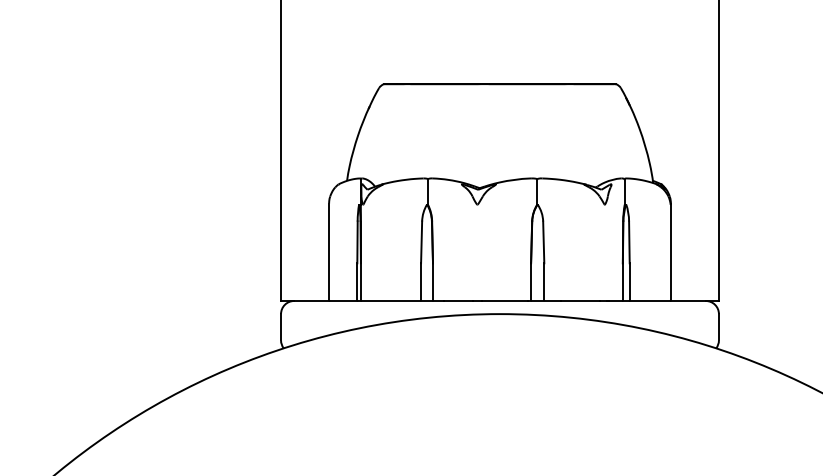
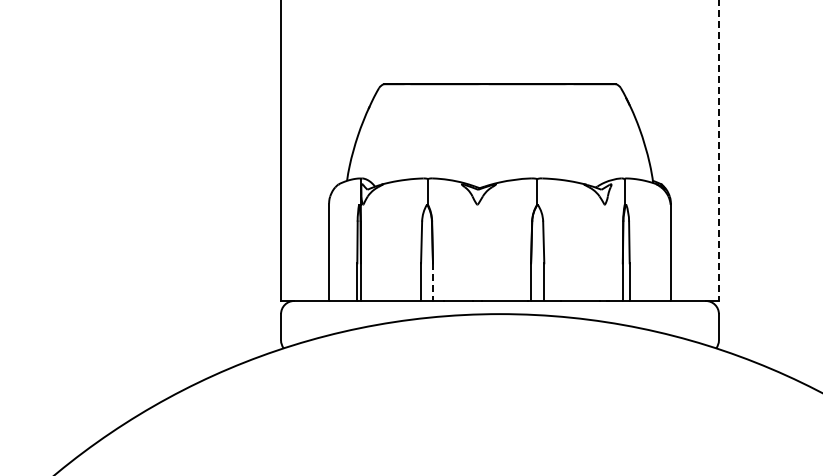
line: solid -> dashed (718, 150)
line: solid -> dashed (433, 282)
